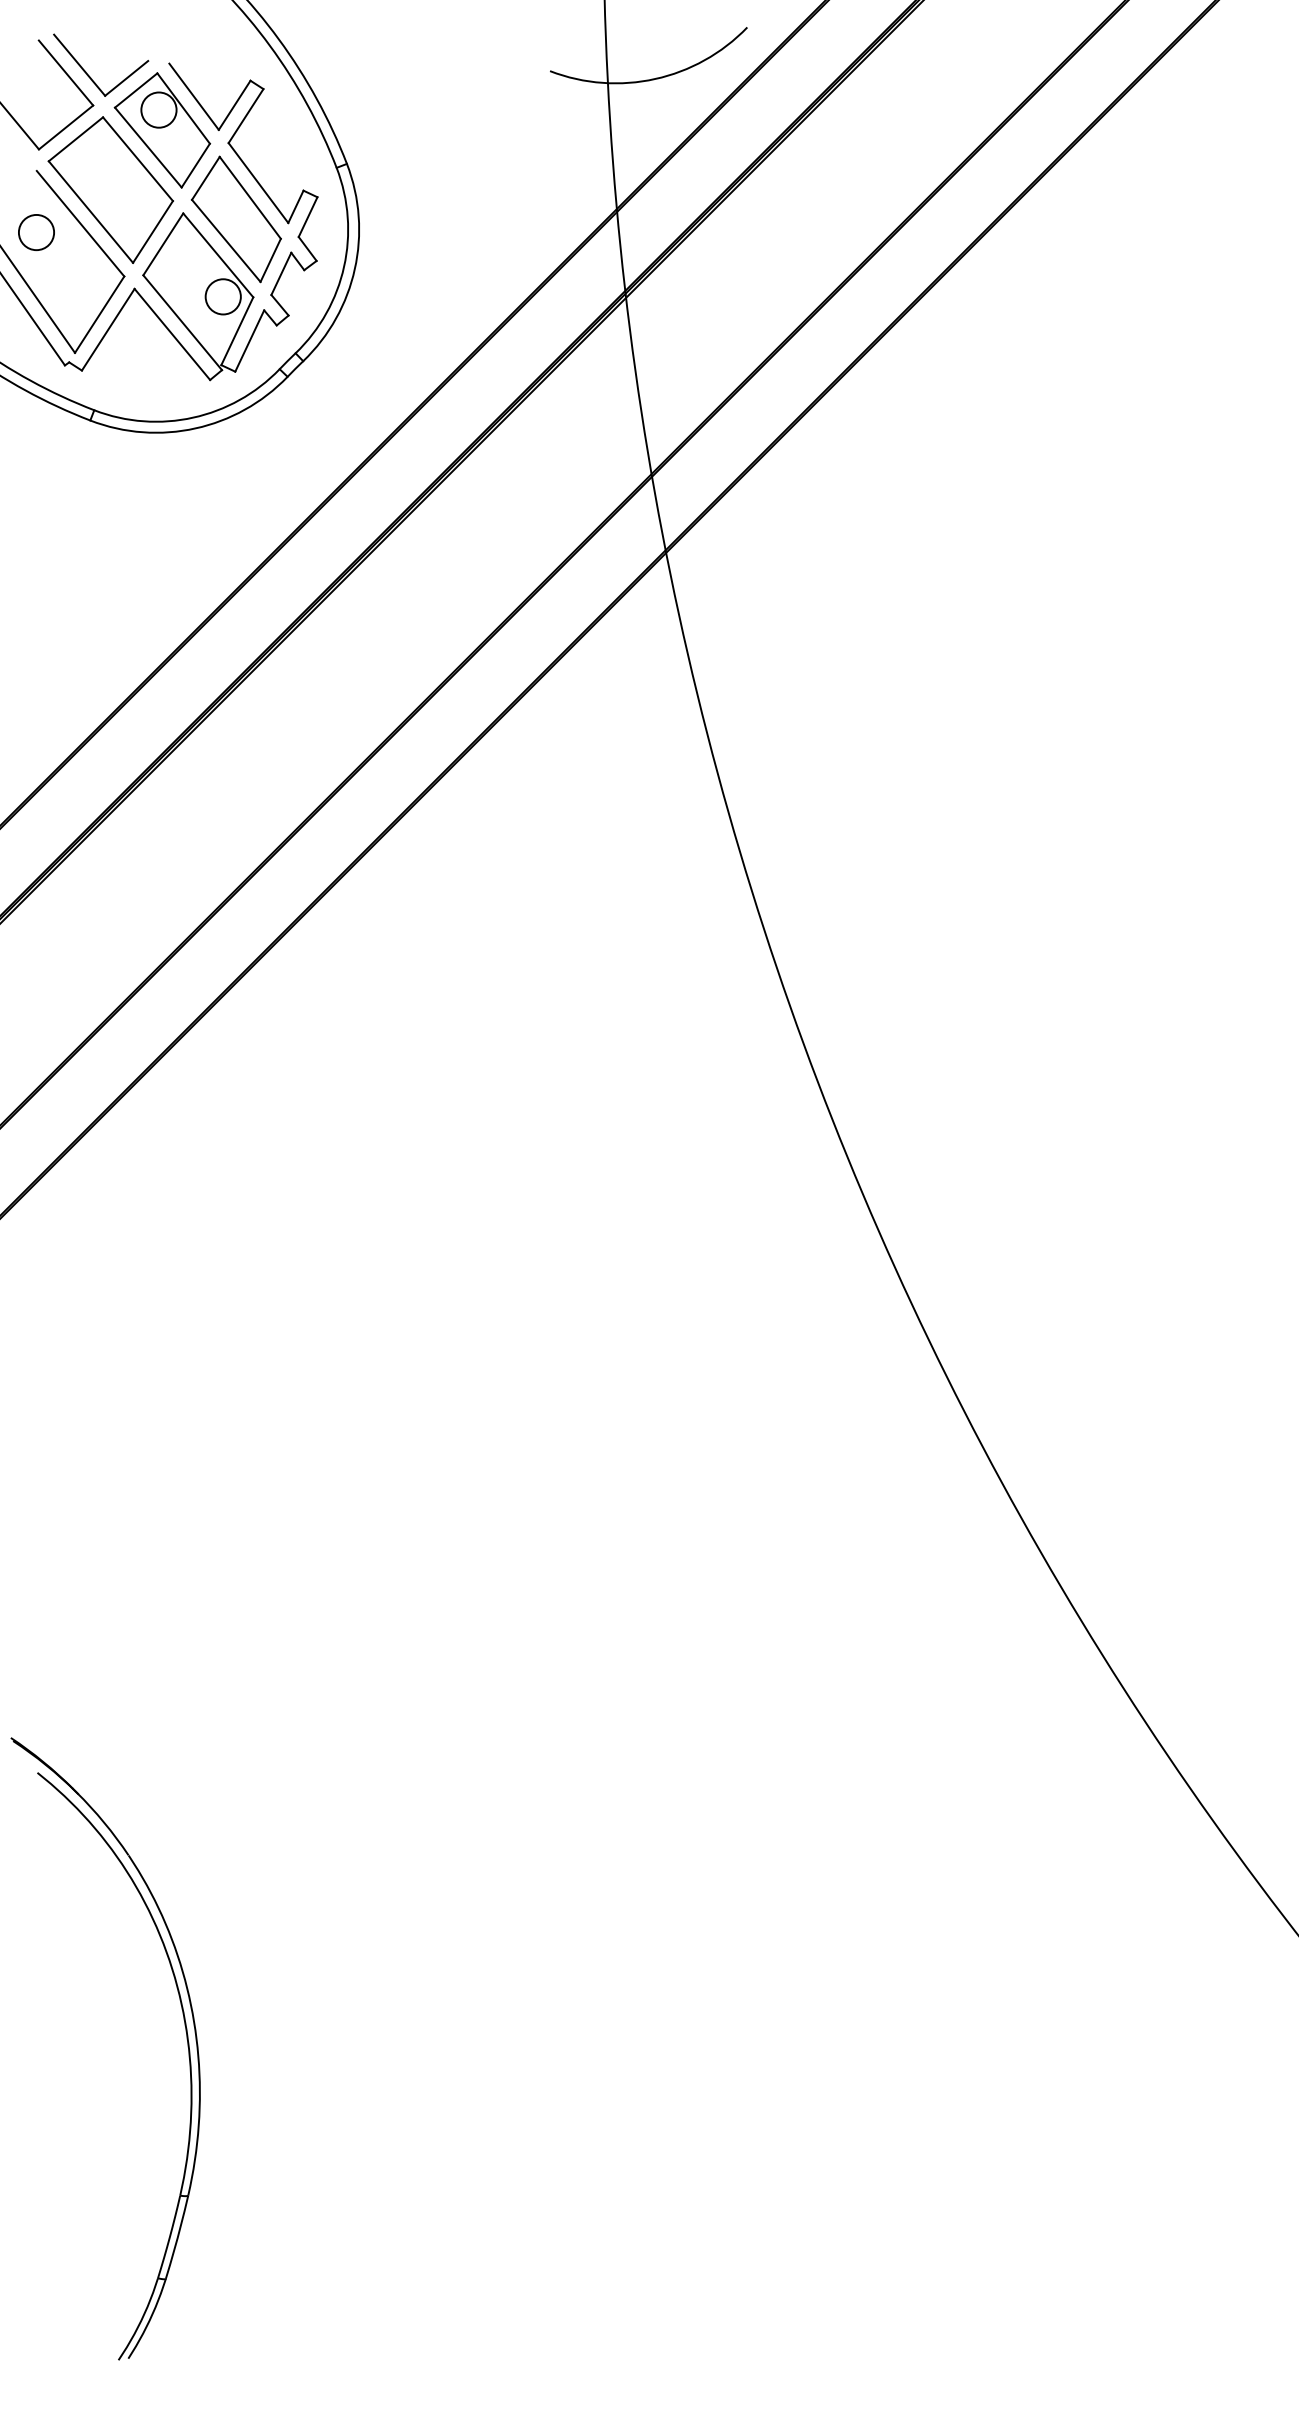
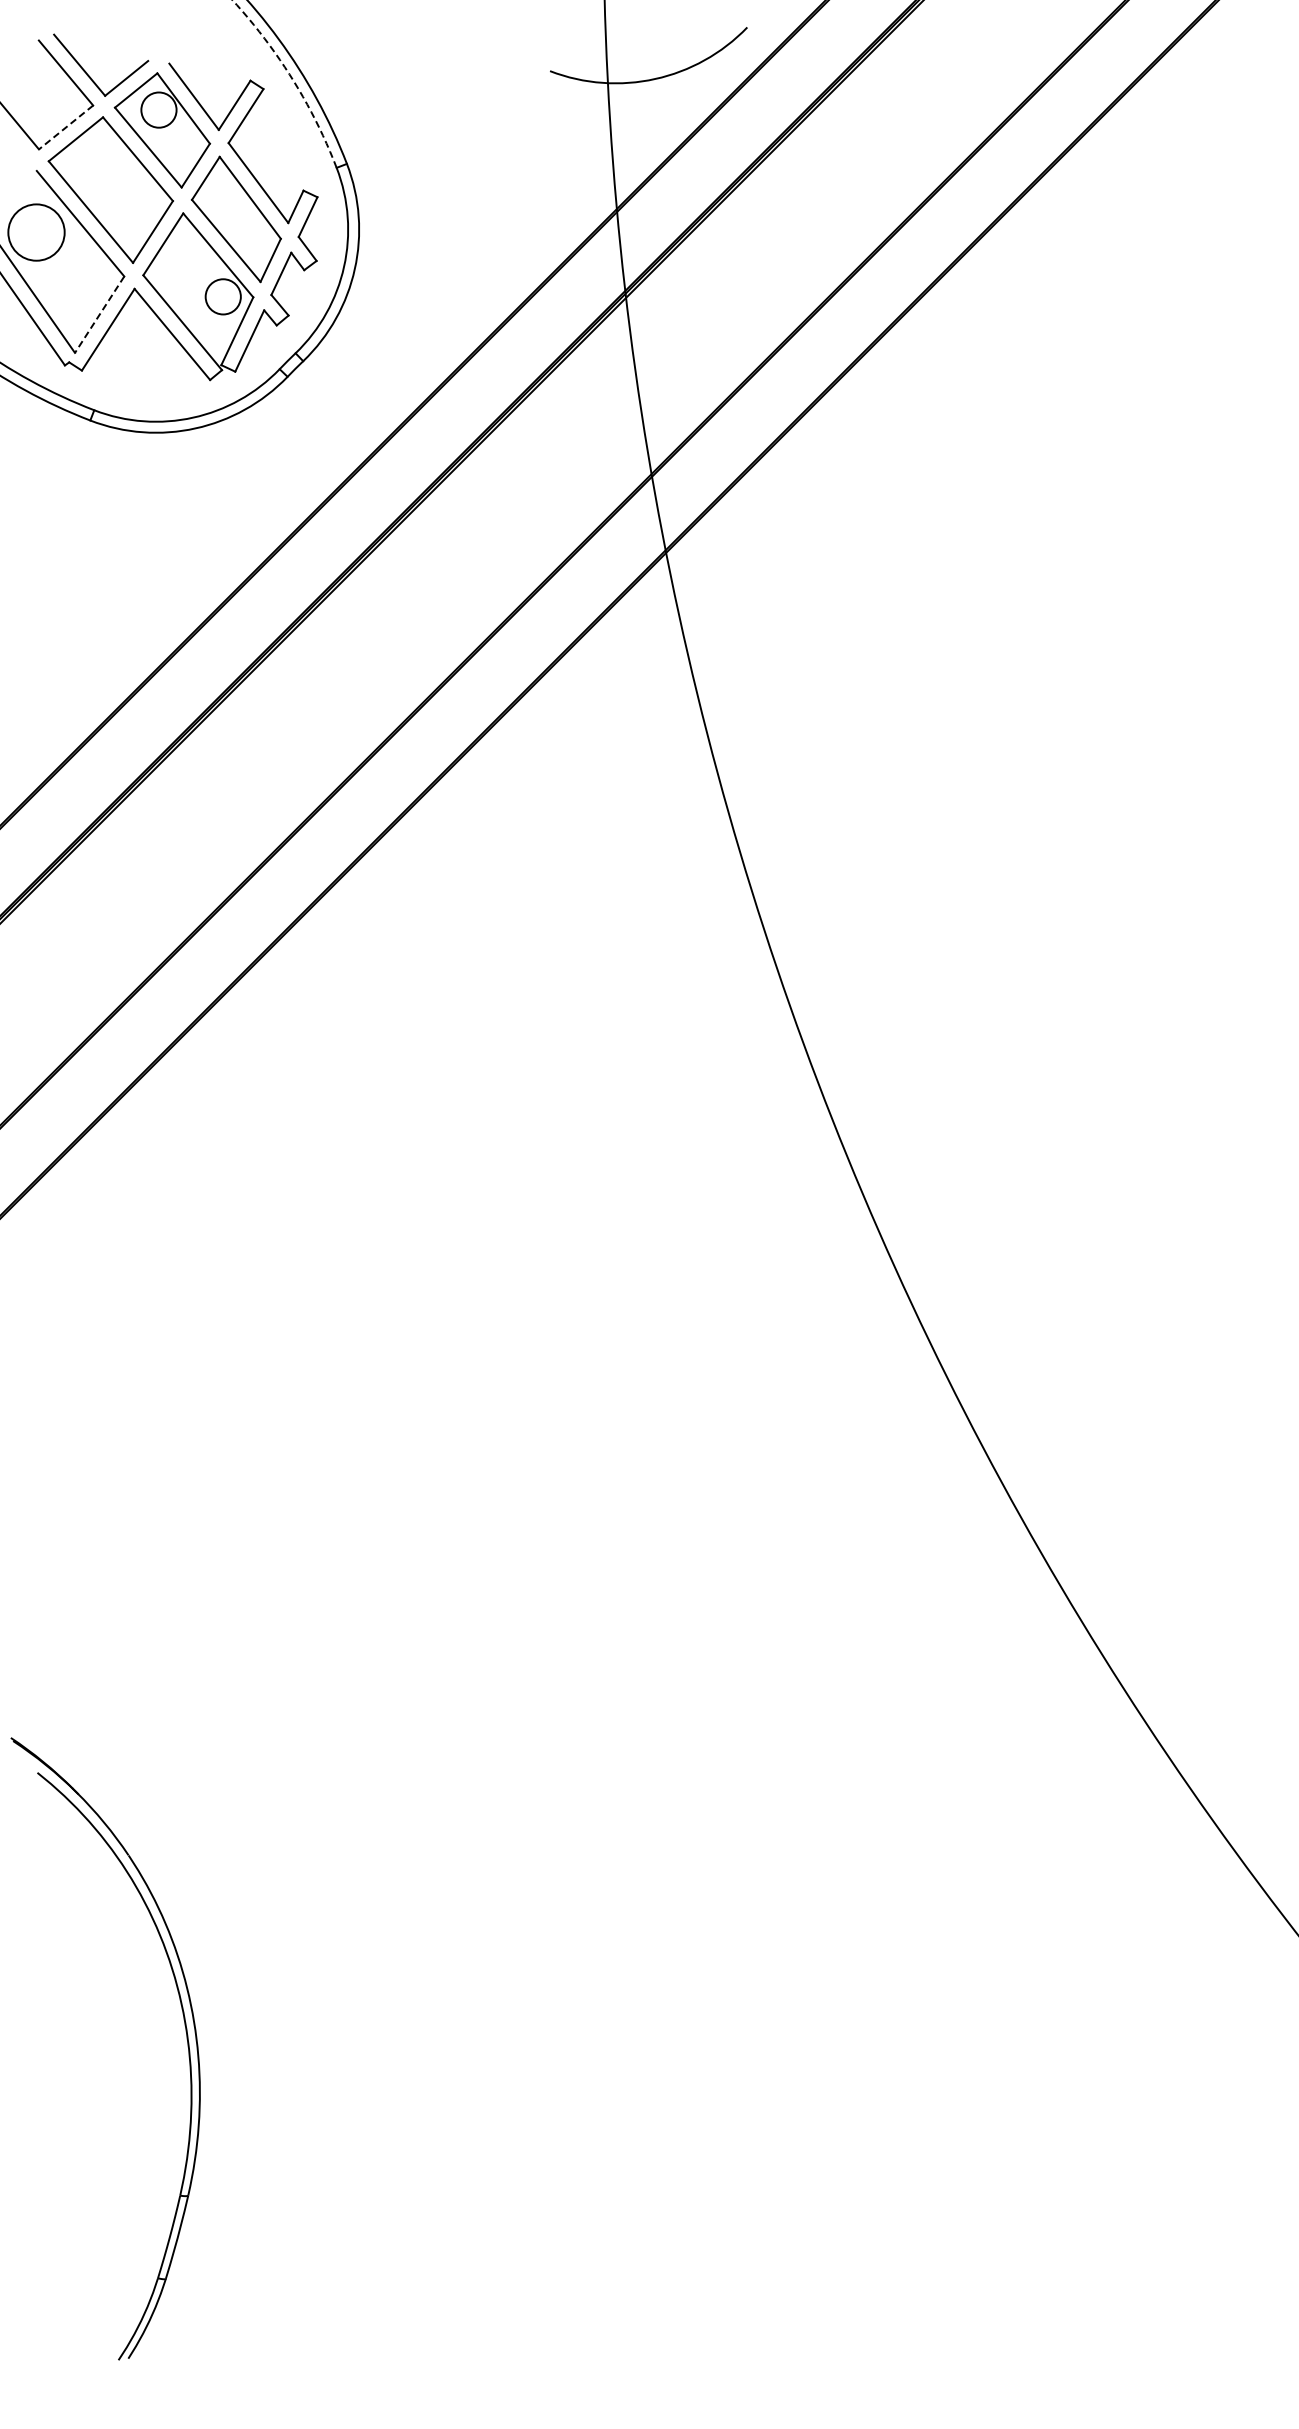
arc: solid -> dashed (292, 78)
line: solid -> dashed (66, 127)
circle diameter: 35 px -> 56 px (36, 232)
line: solid -> dashed (99, 315)
